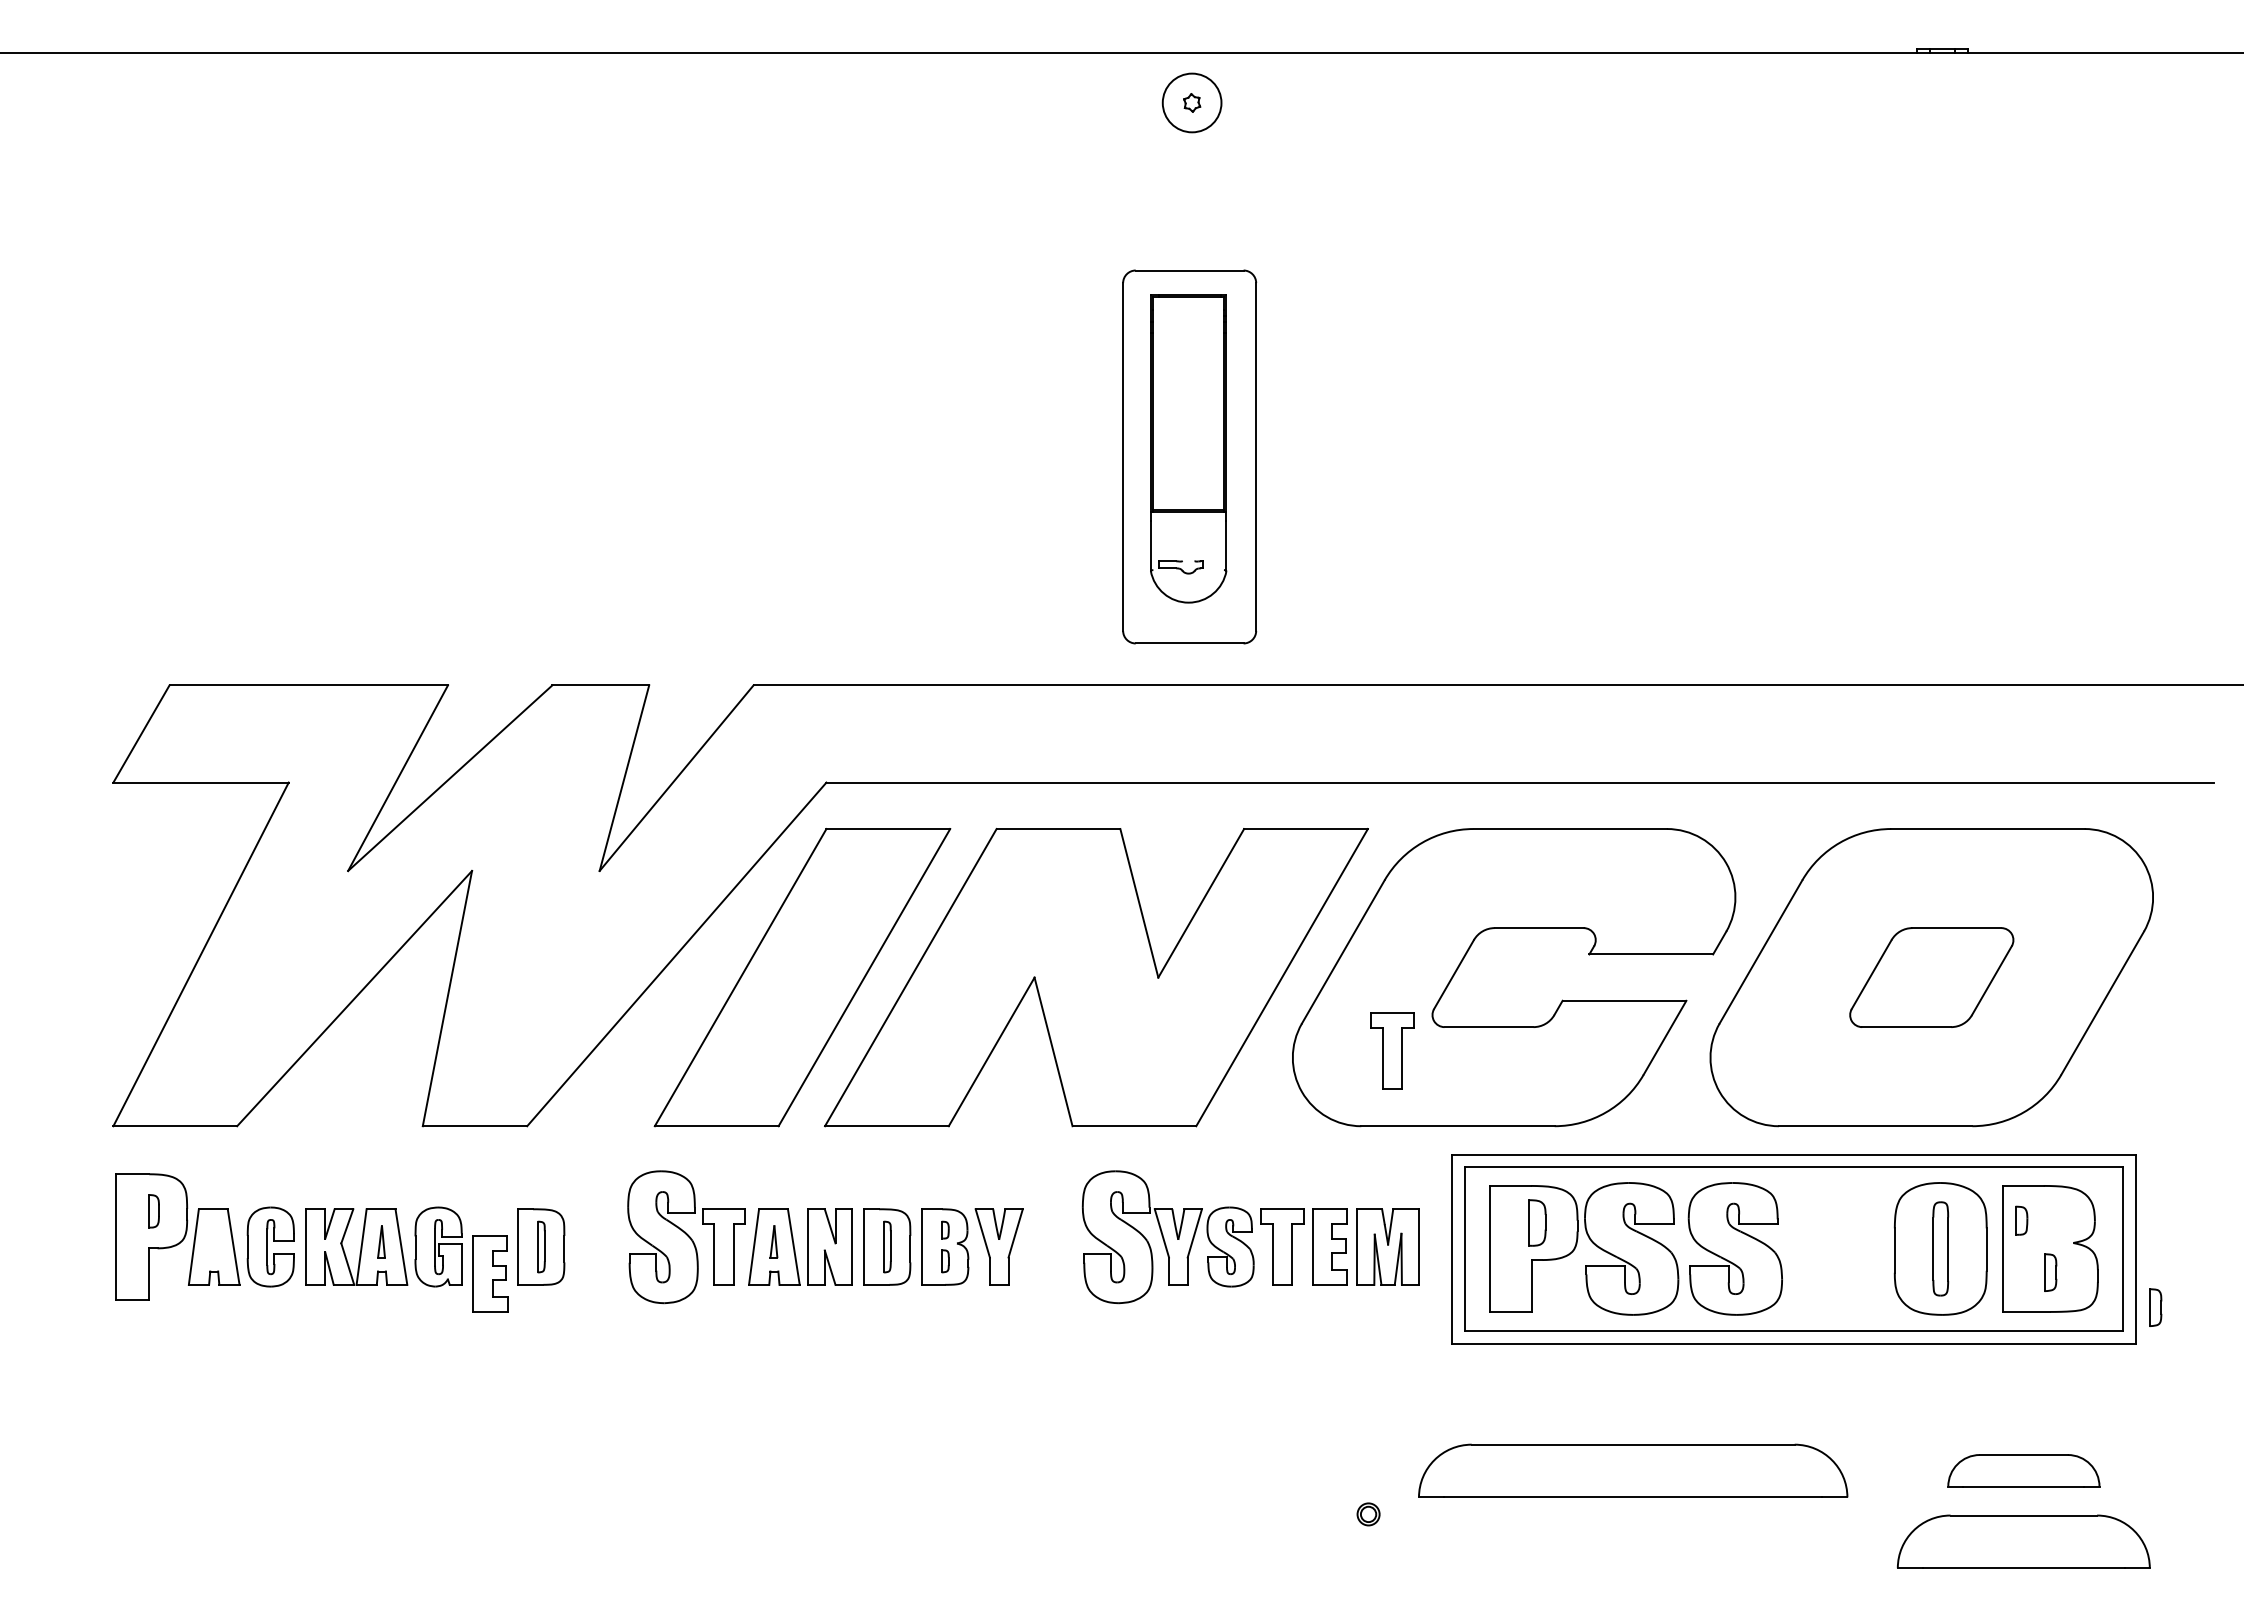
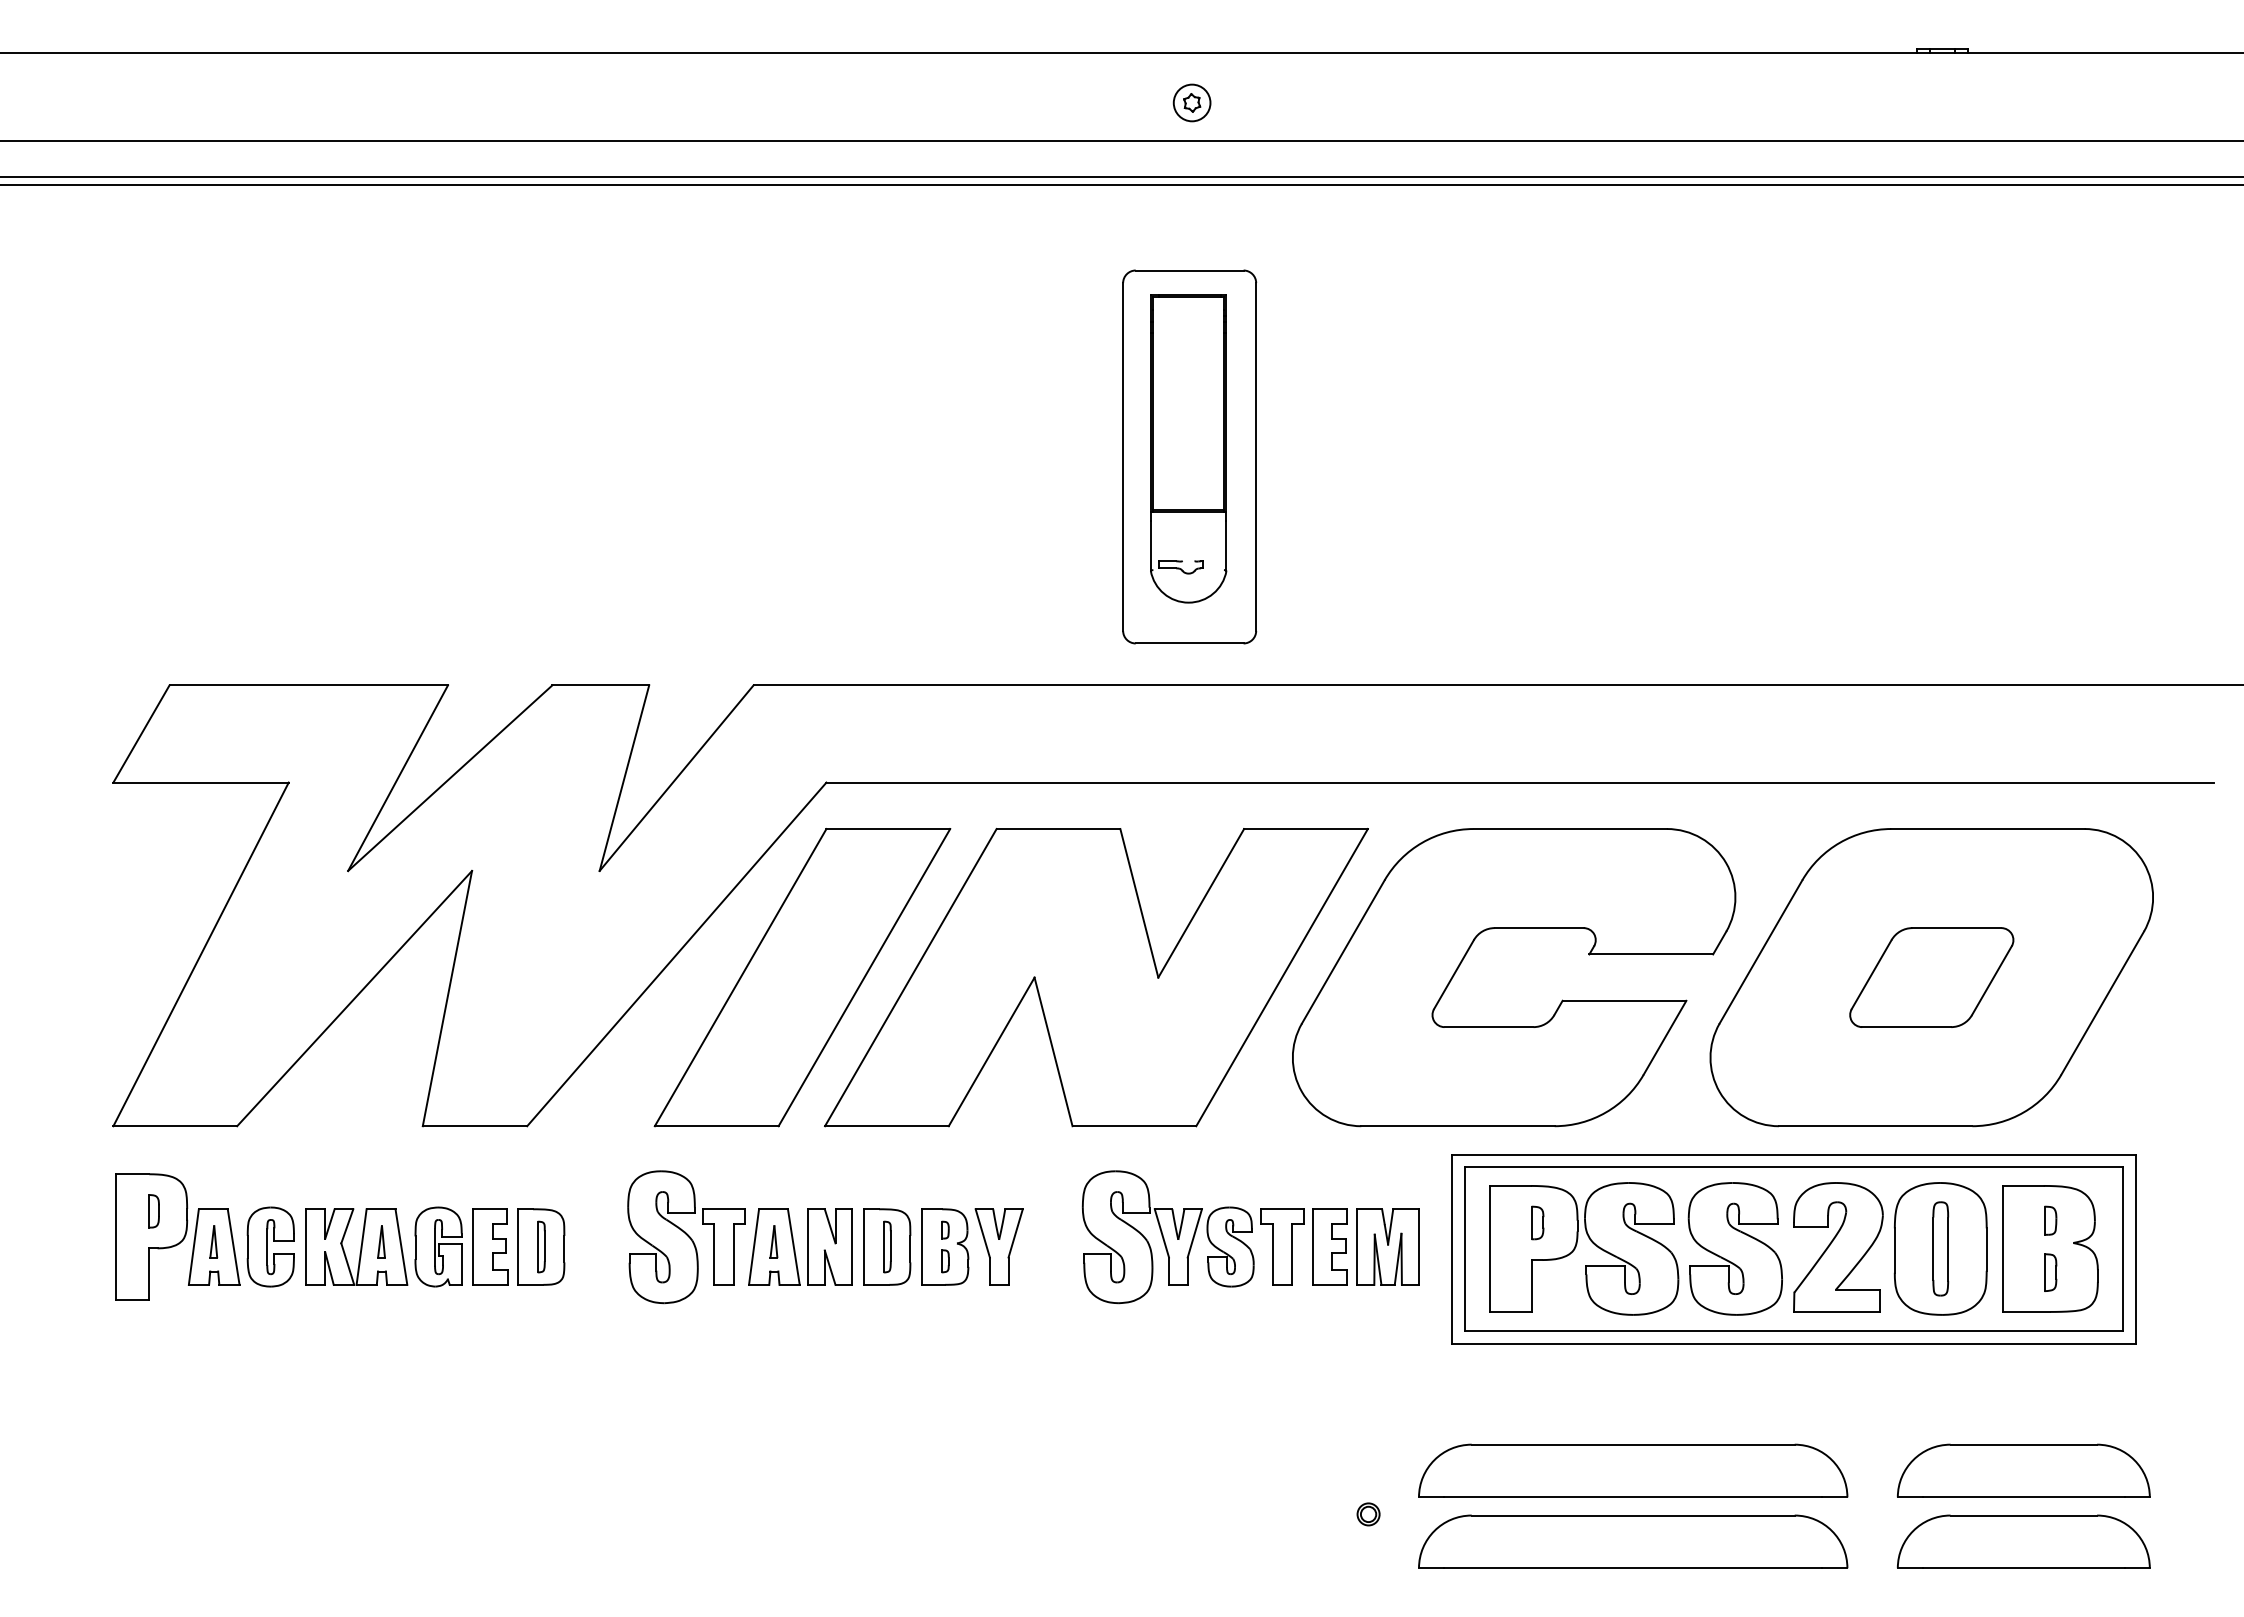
circle diameter: 59 px -> 37 px (1191, 102)
line: none -> present (1121, 140)
line: none -> present (1121, 176)
line: none -> present (1121, 184)
part: present -> none (1392, 1050)
part position: (2021, 1220) -> (2050, 1220) (2050, 1220)
part size: 19x48 px -> 14x36 px (1537, 1222)
part: none -> present (213, 1241)
part: none -> present (1838, 1247)
part position: (490, 1273) -> (490, 1246) (490, 1246)
part: present -> none (2155, 1307)
part size: 154x34 px -> 254x55 px (2023, 1470)
part: none -> present (1633, 1541)
